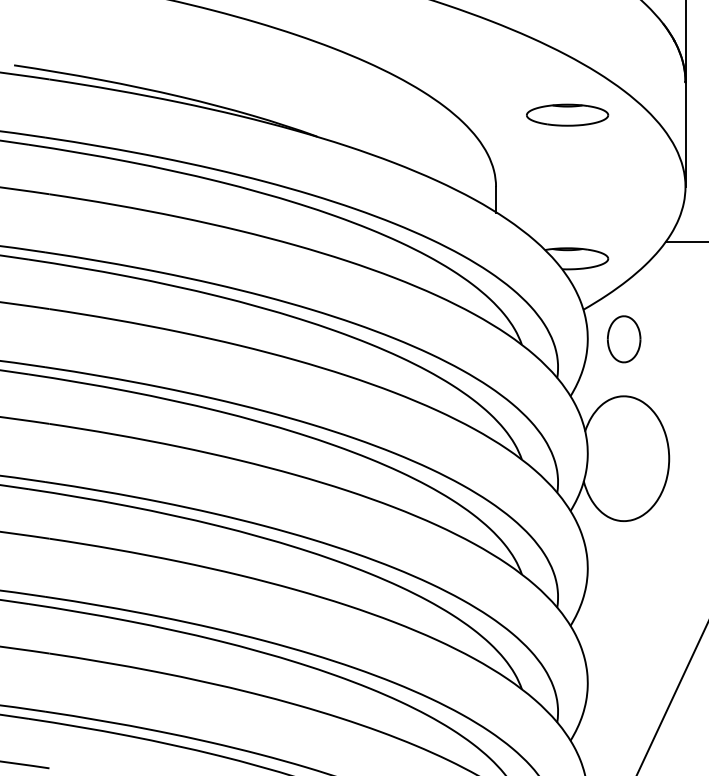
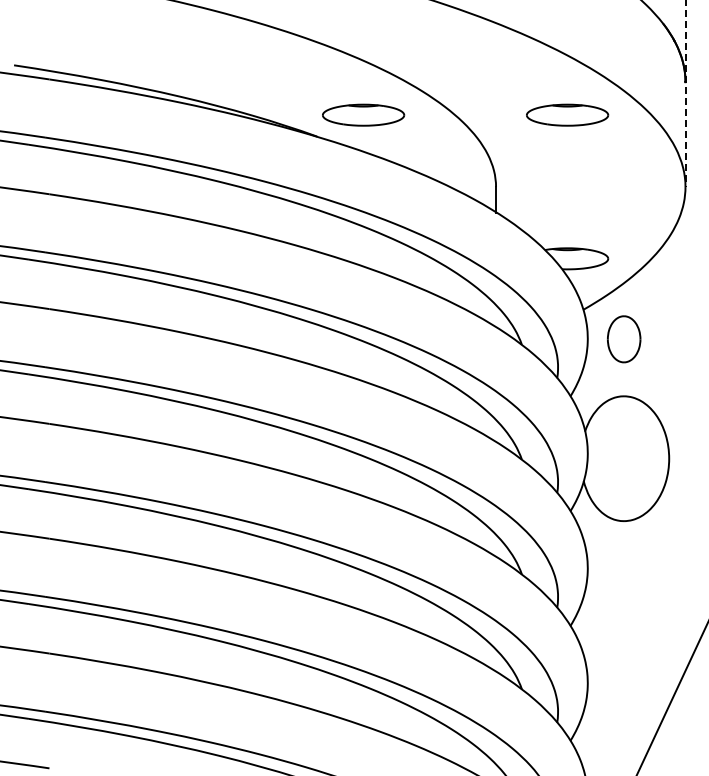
line: solid -> dashed (685, 94)
part: none -> present (363, 114)
line: present -> none (685, 241)
